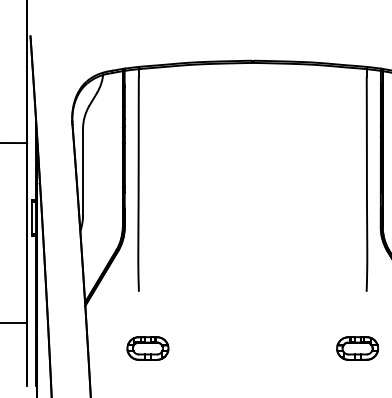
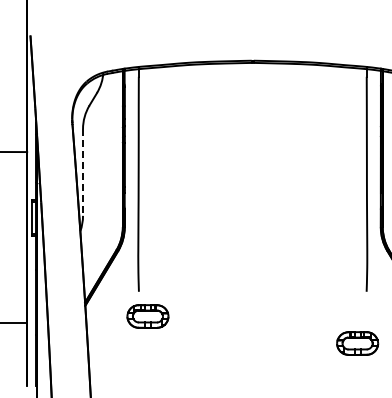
line position: (14, 143) -> (14, 152) (14, 152)
line: solid -> dashed (83, 172)
part position: (147, 348) -> (147, 316) (147, 316)
part position: (357, 348) -> (357, 343) (357, 343)
